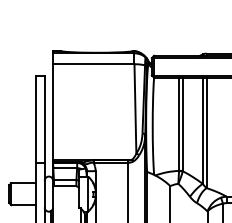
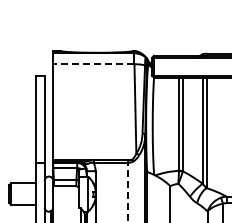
line: solid -> dashed (93, 64)
line: solid -> dashed (127, 191)
